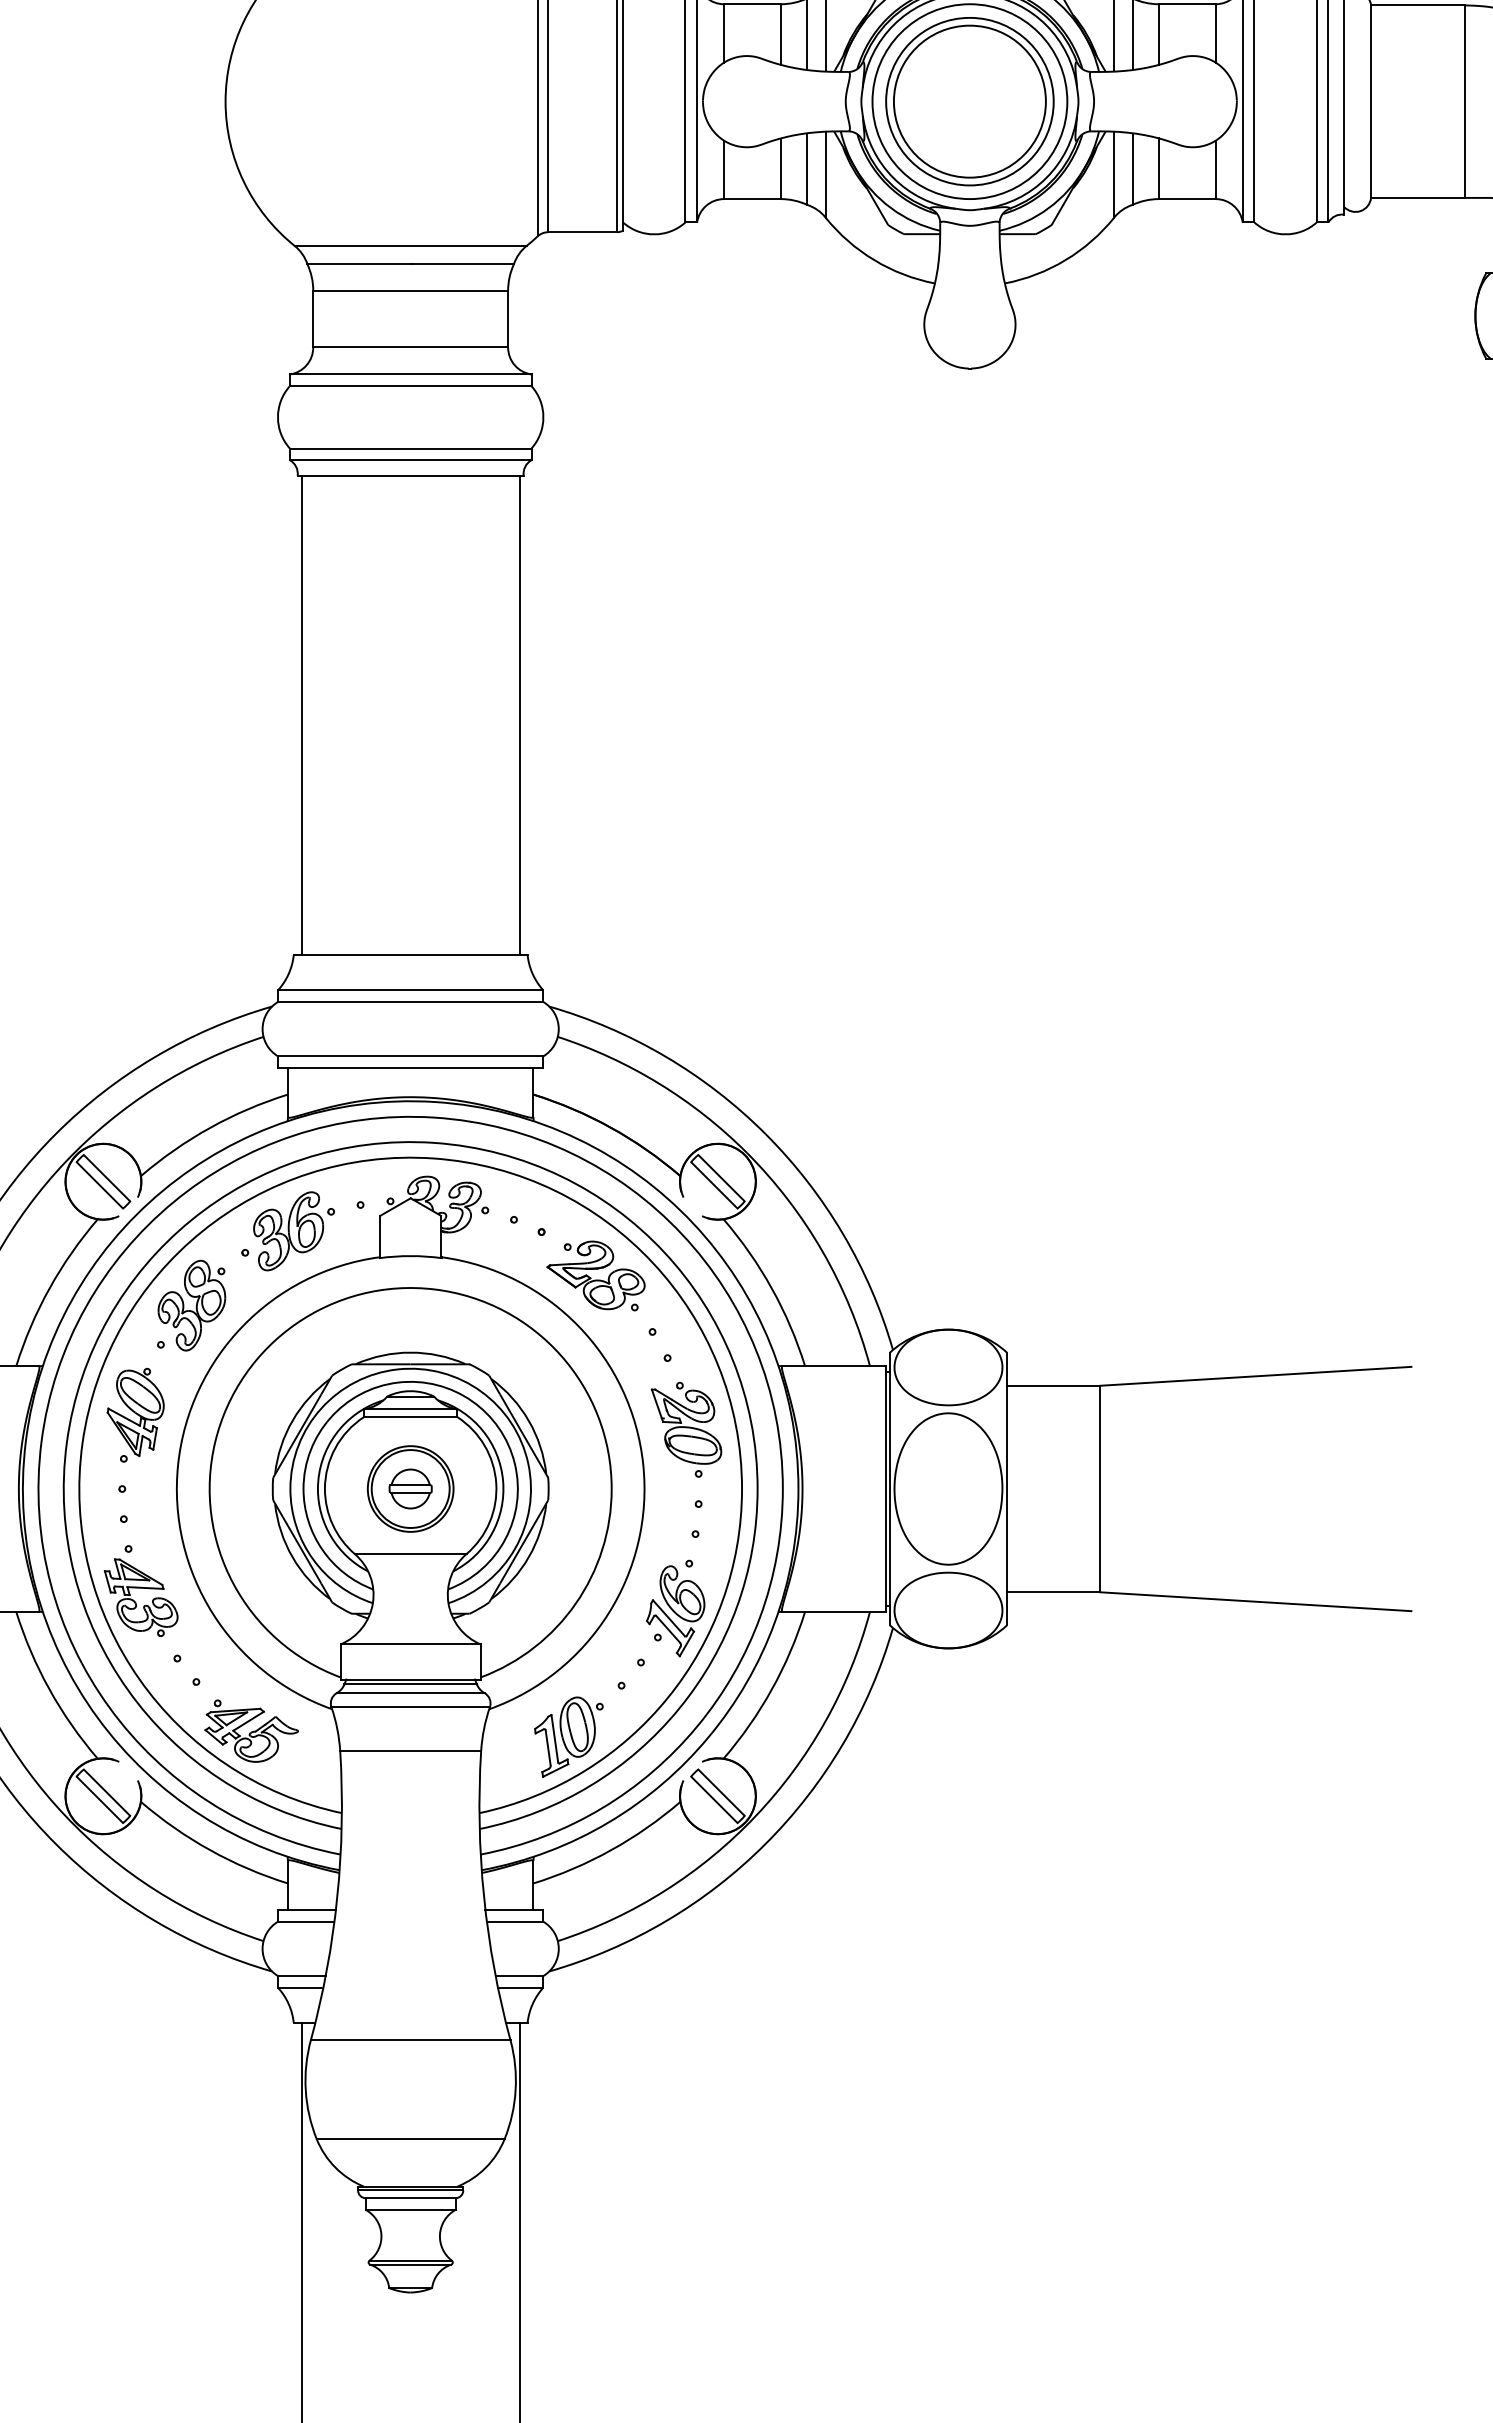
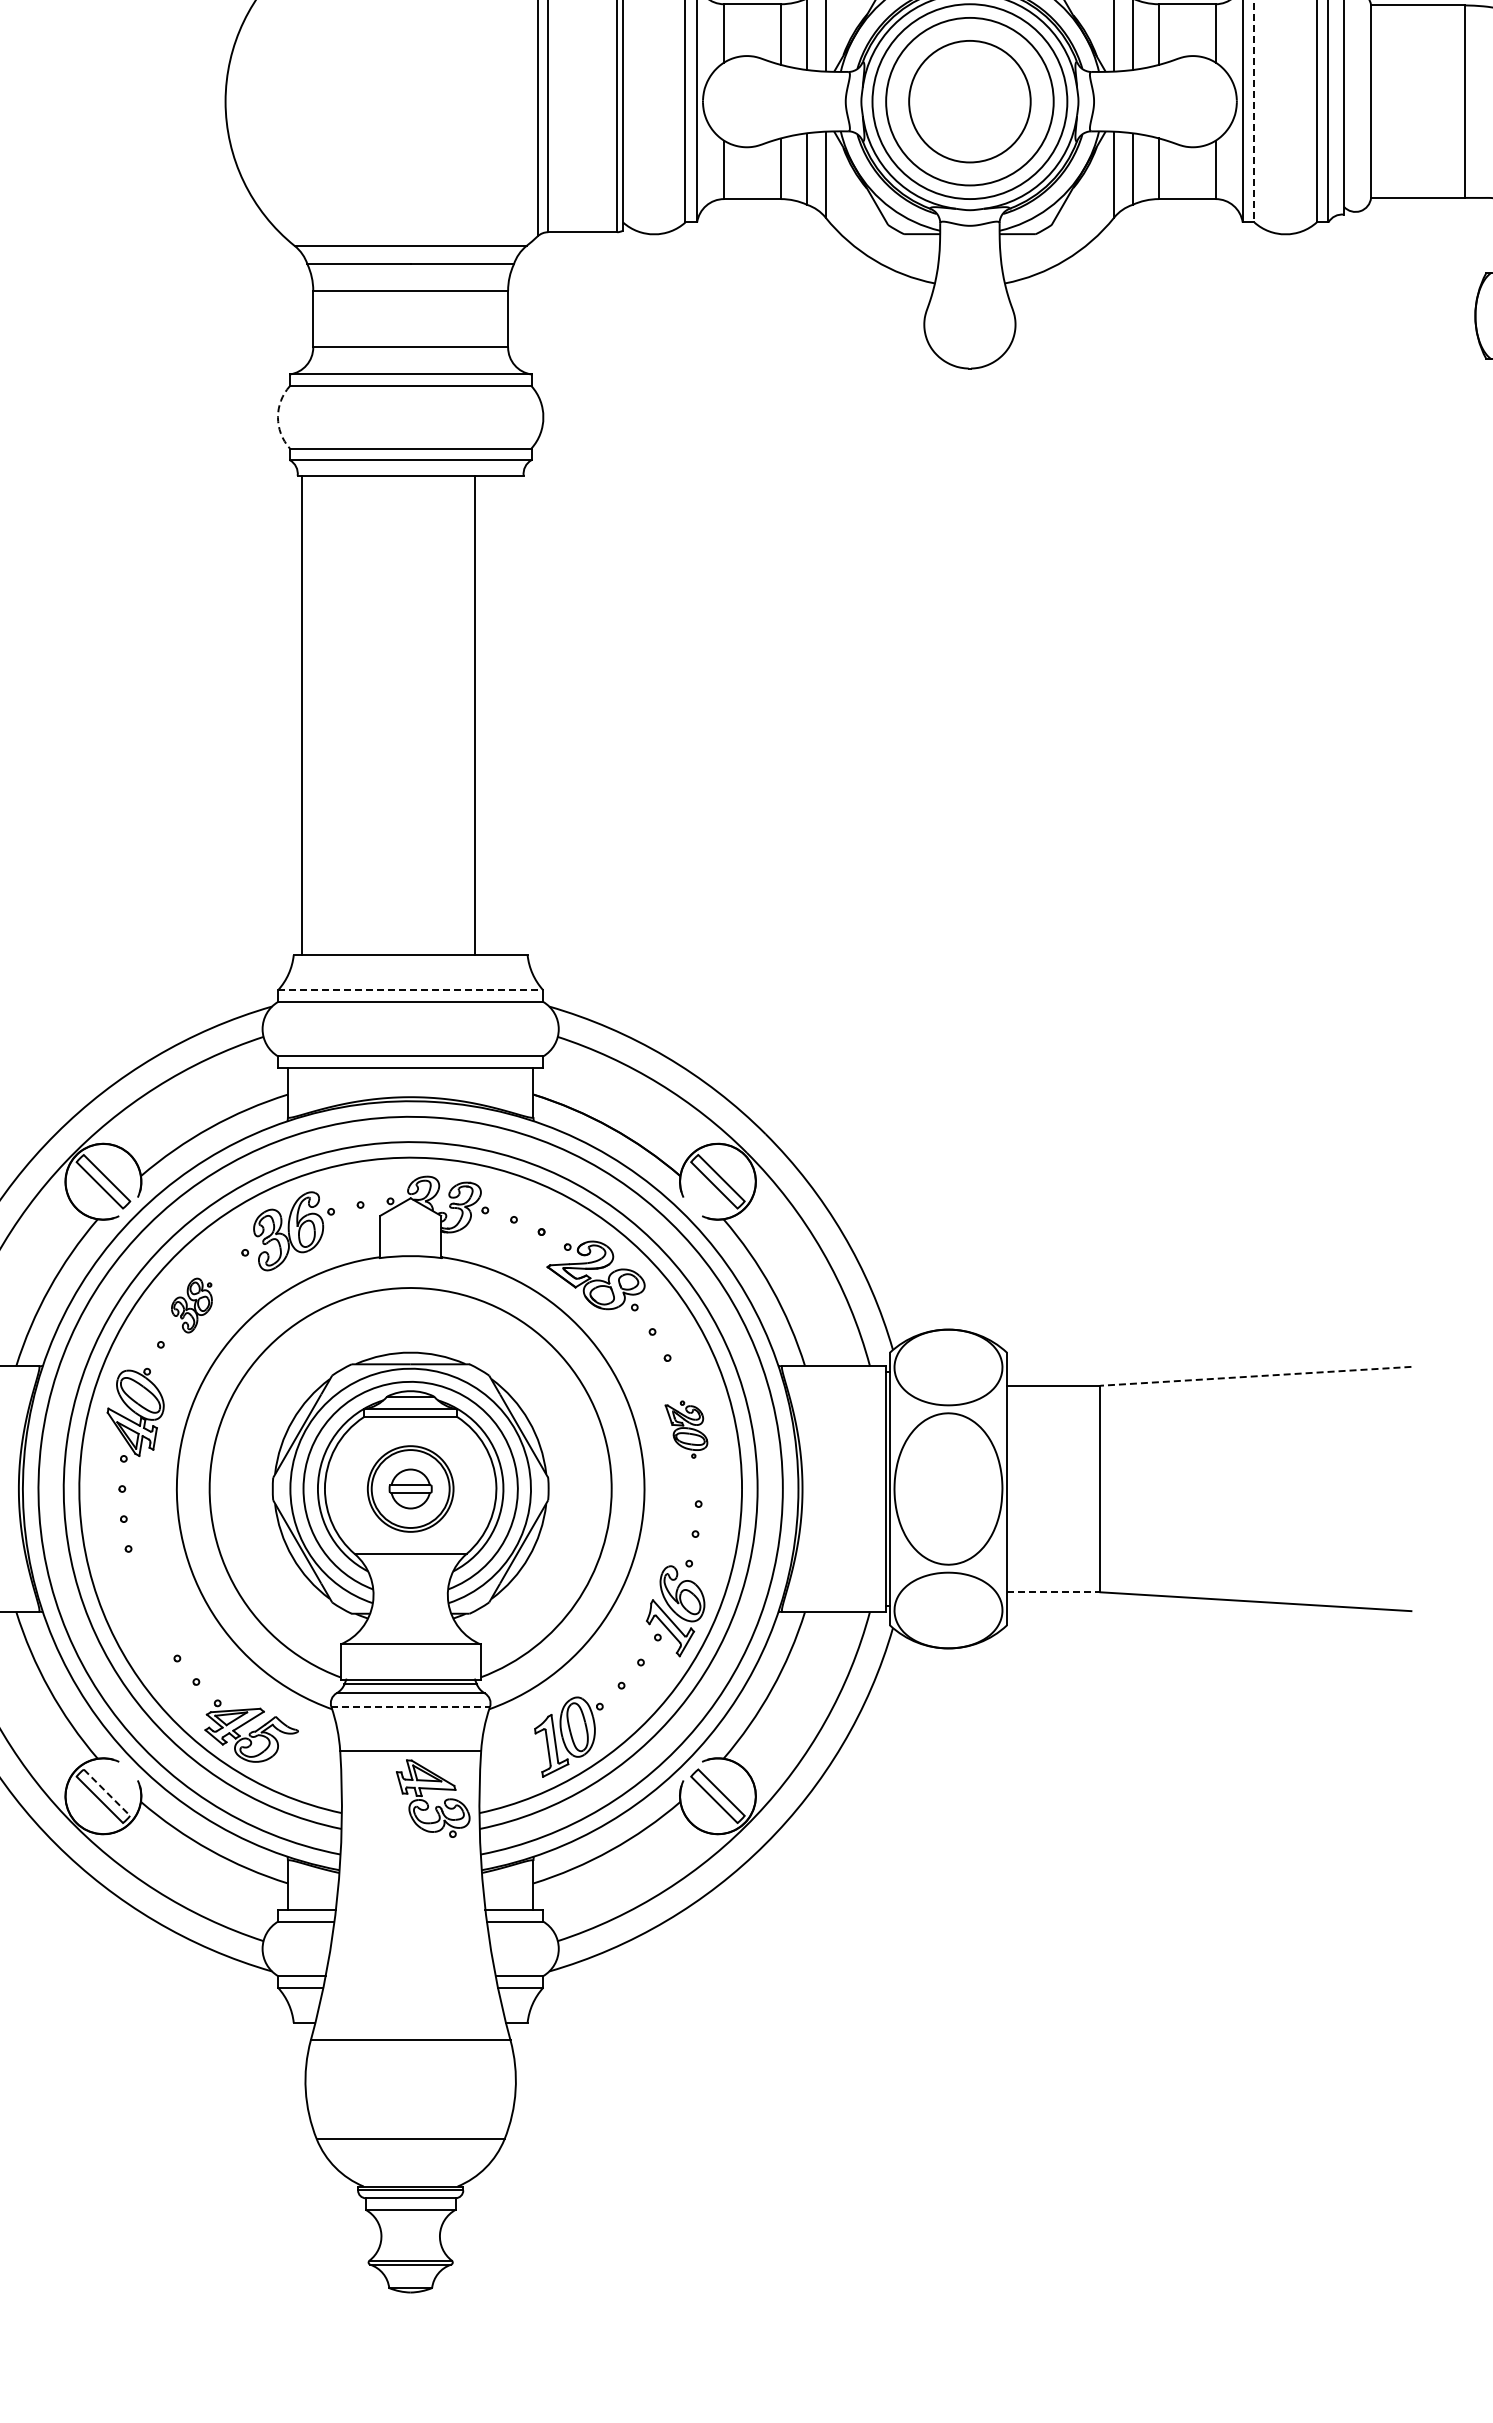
circle diameter: 152 px -> 122 px (969, 101)
line: solid -> dashed (1254, 111)
arc: solid -> dashed (277, 417)
line position: (519, 715) -> (474, 715) (474, 715)
line: solid -> dashed (410, 990)
part size: 70x93 px -> 42x57 px (191, 1305)
line: solid -> dashed (1255, 1376)
part size: 73x97 px -> 45x59 px (686, 1429)
line: solid -> dashed (1053, 1592)
part position: (136, 1602) -> (428, 1803) (428, 1803)
line: solid -> dashed (411, 1707)
line: solid -> dashed (107, 1792)
line: present -> none (301, 2220)
line: present -> none (519, 2220)
